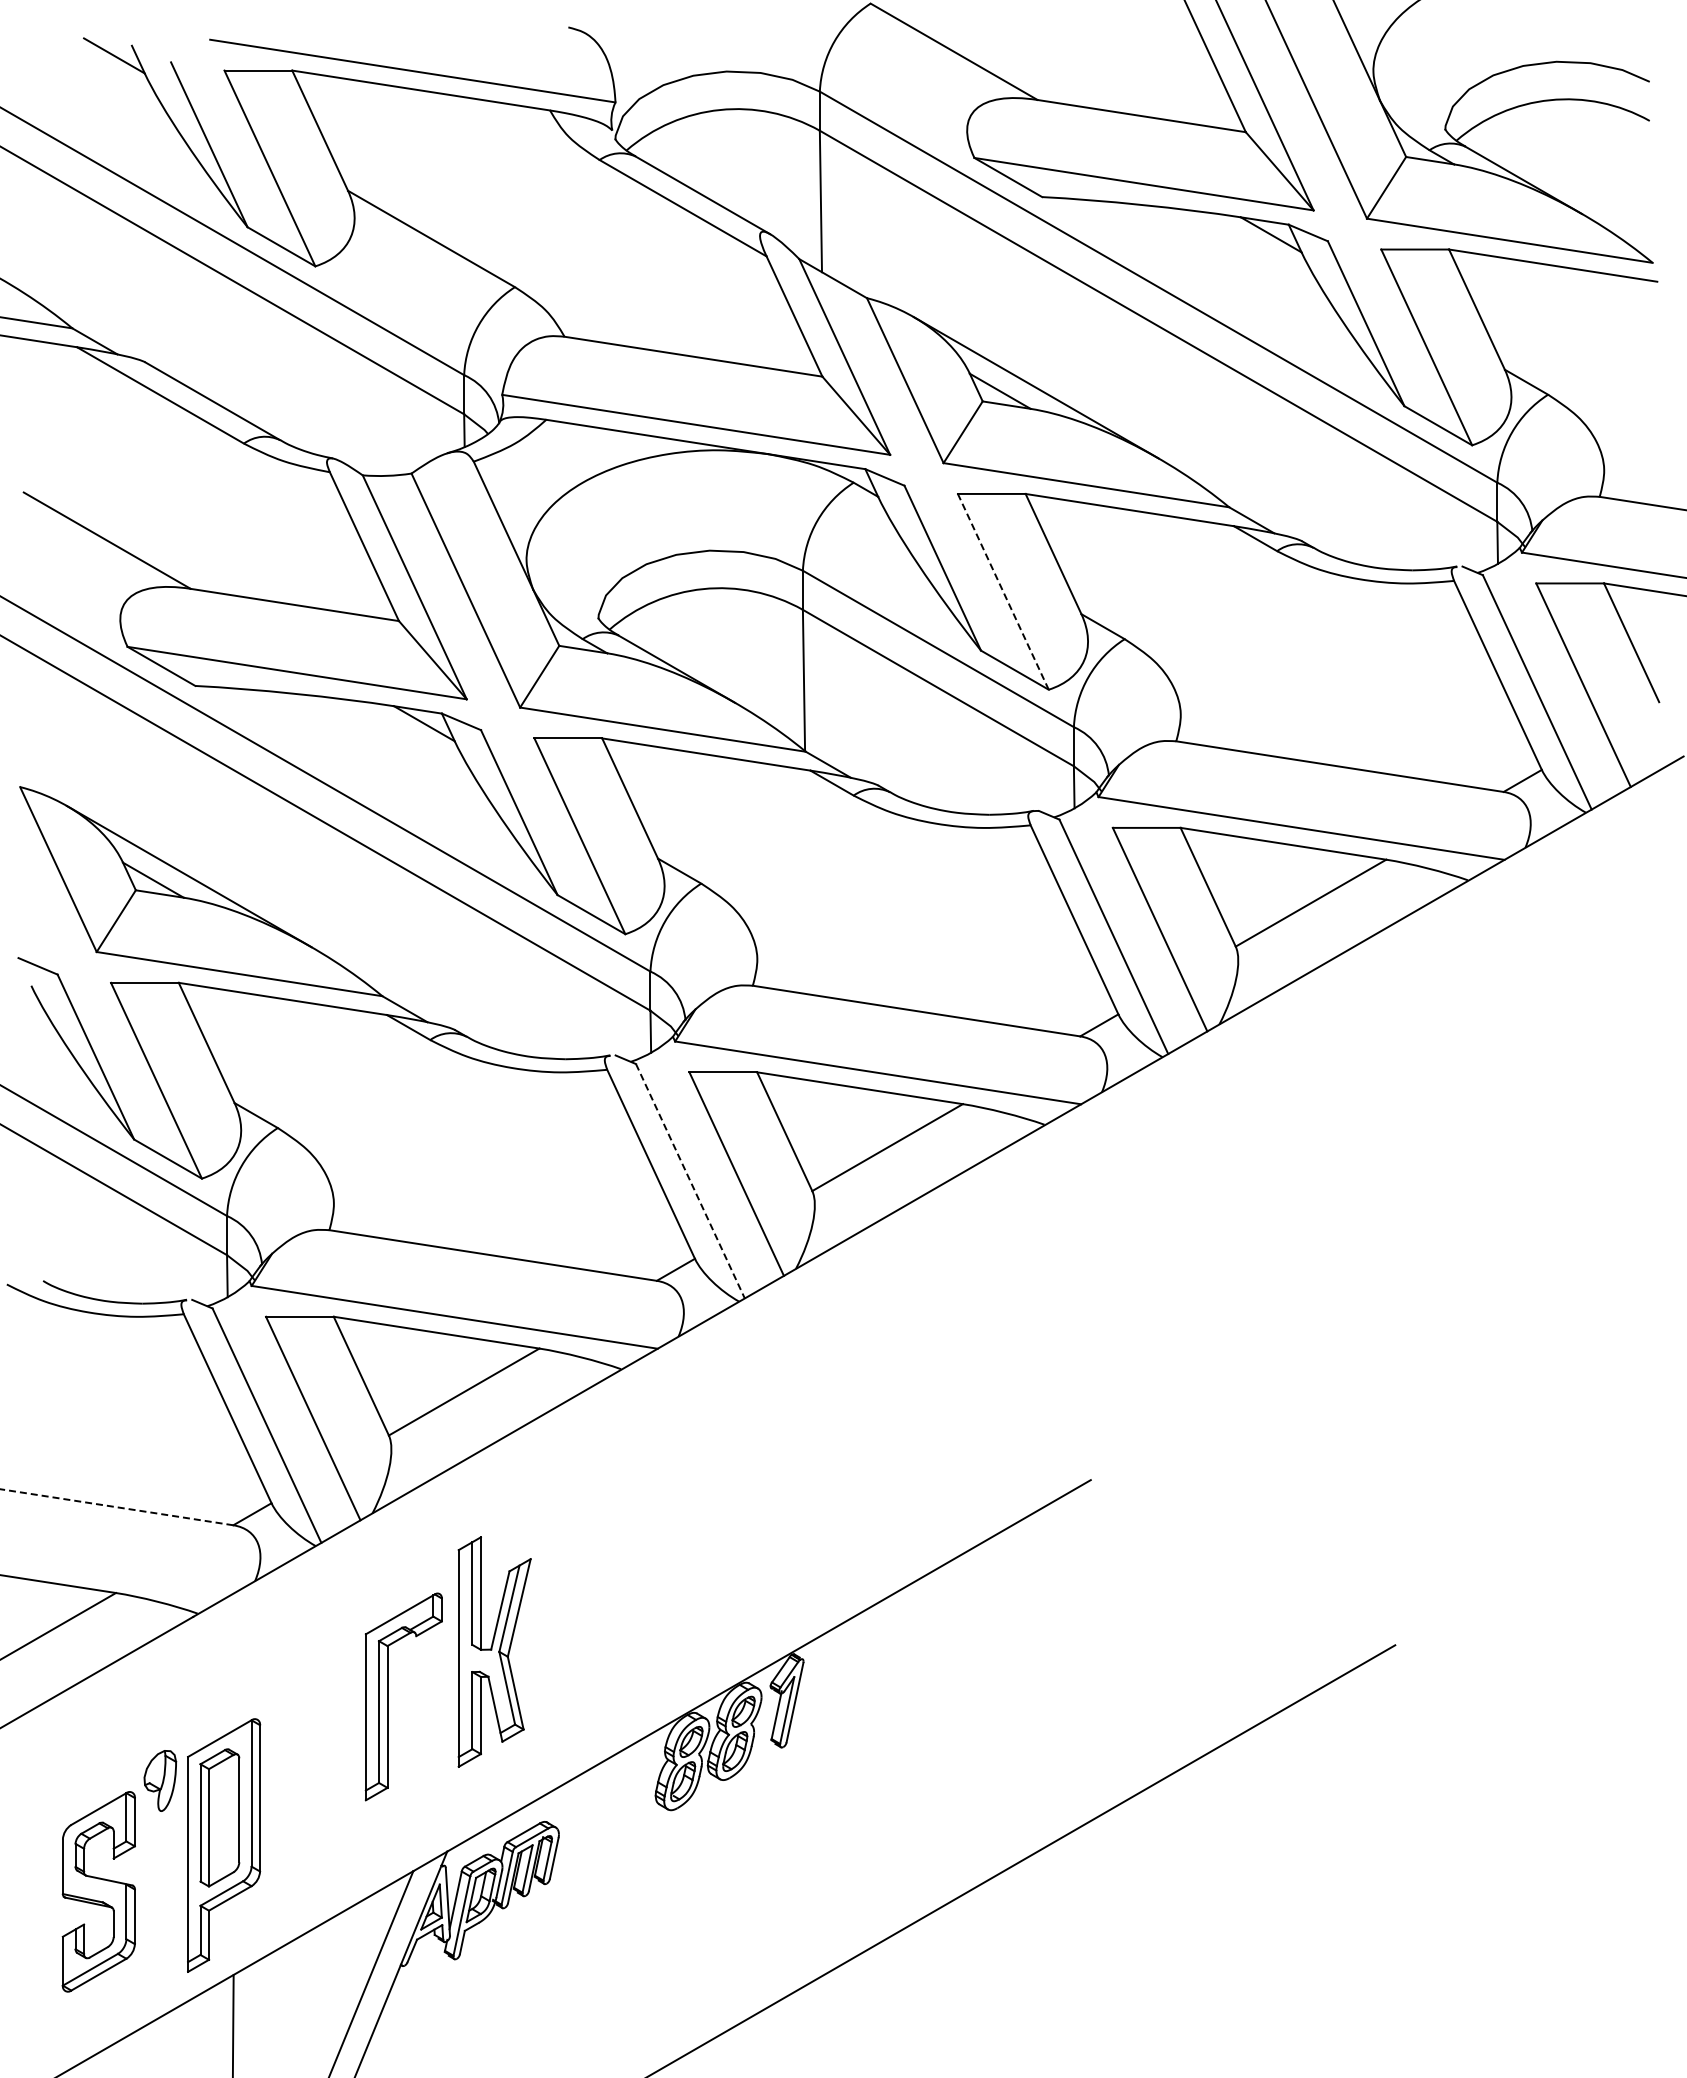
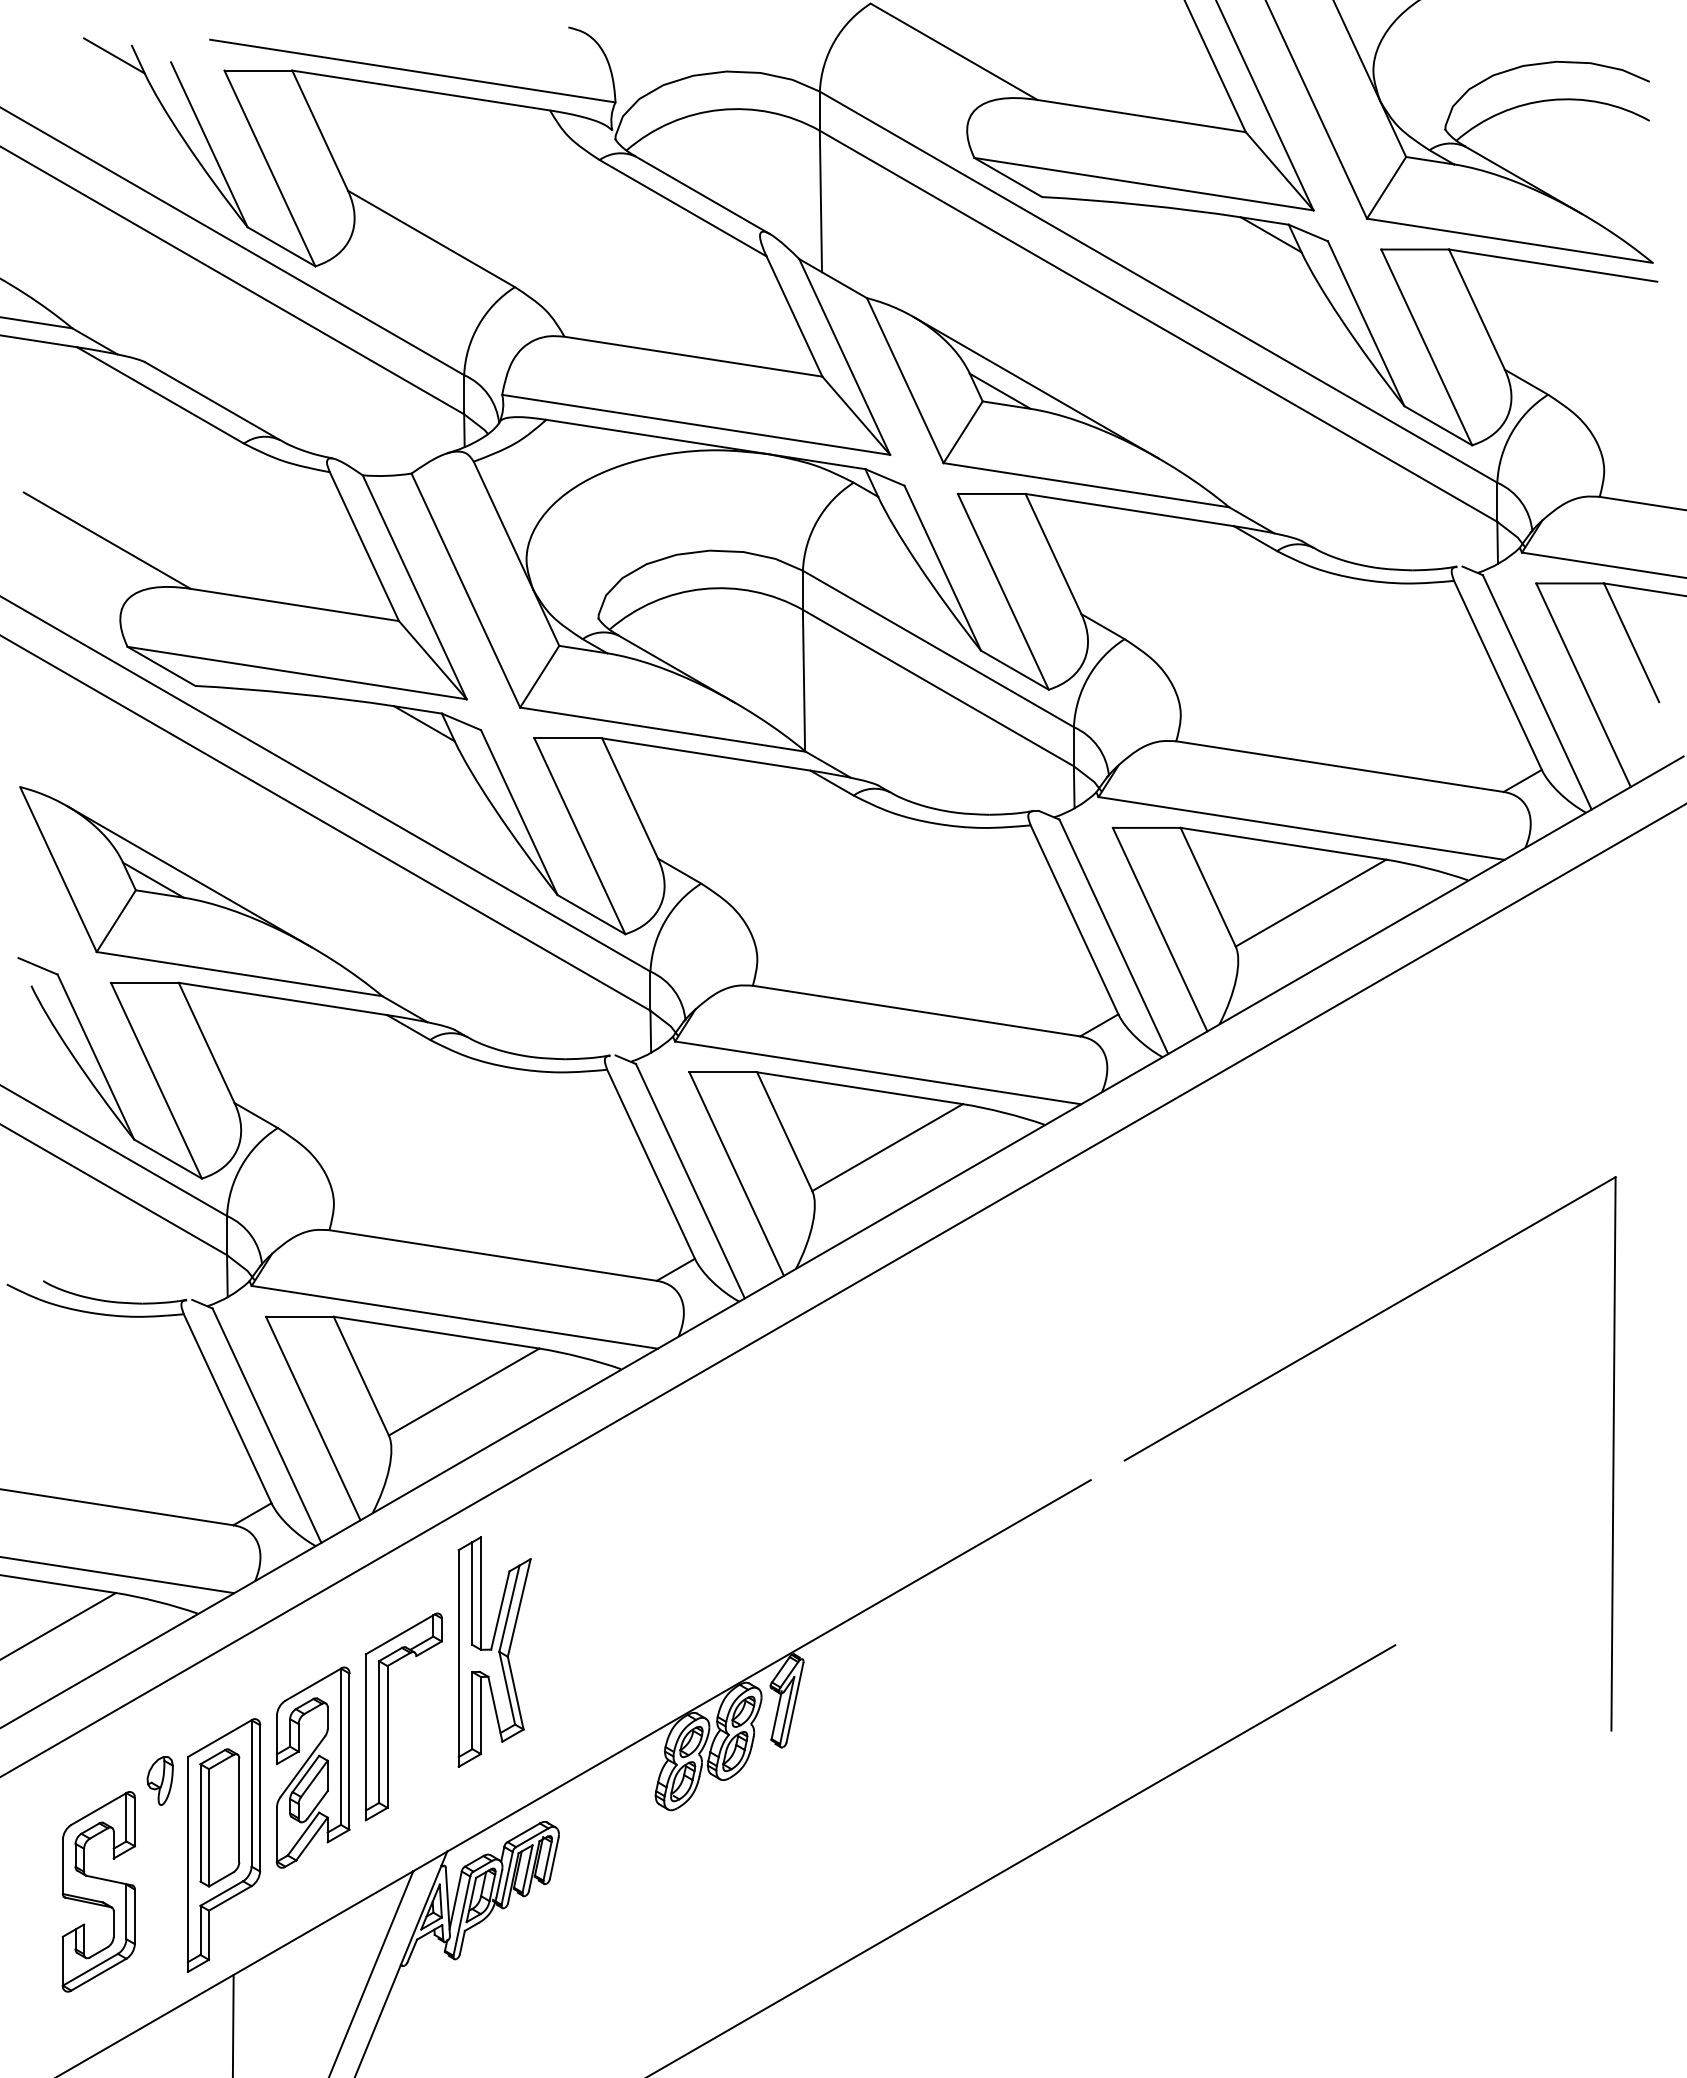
line: dashed -> solid (1003, 591)
line: dashed -> solid (690, 1181)
line: none -> present (842, 1290)
part: none -> present (1314, 1352)
line: dashed -> solid (117, 1507)
line: none -> present (118, 1575)
part position: (388, 1696) -> (388, 1716) (388, 1716)
part: none -> present (312, 1767)
part size: 35x62 px -> 28x50 px (159, 1780)
